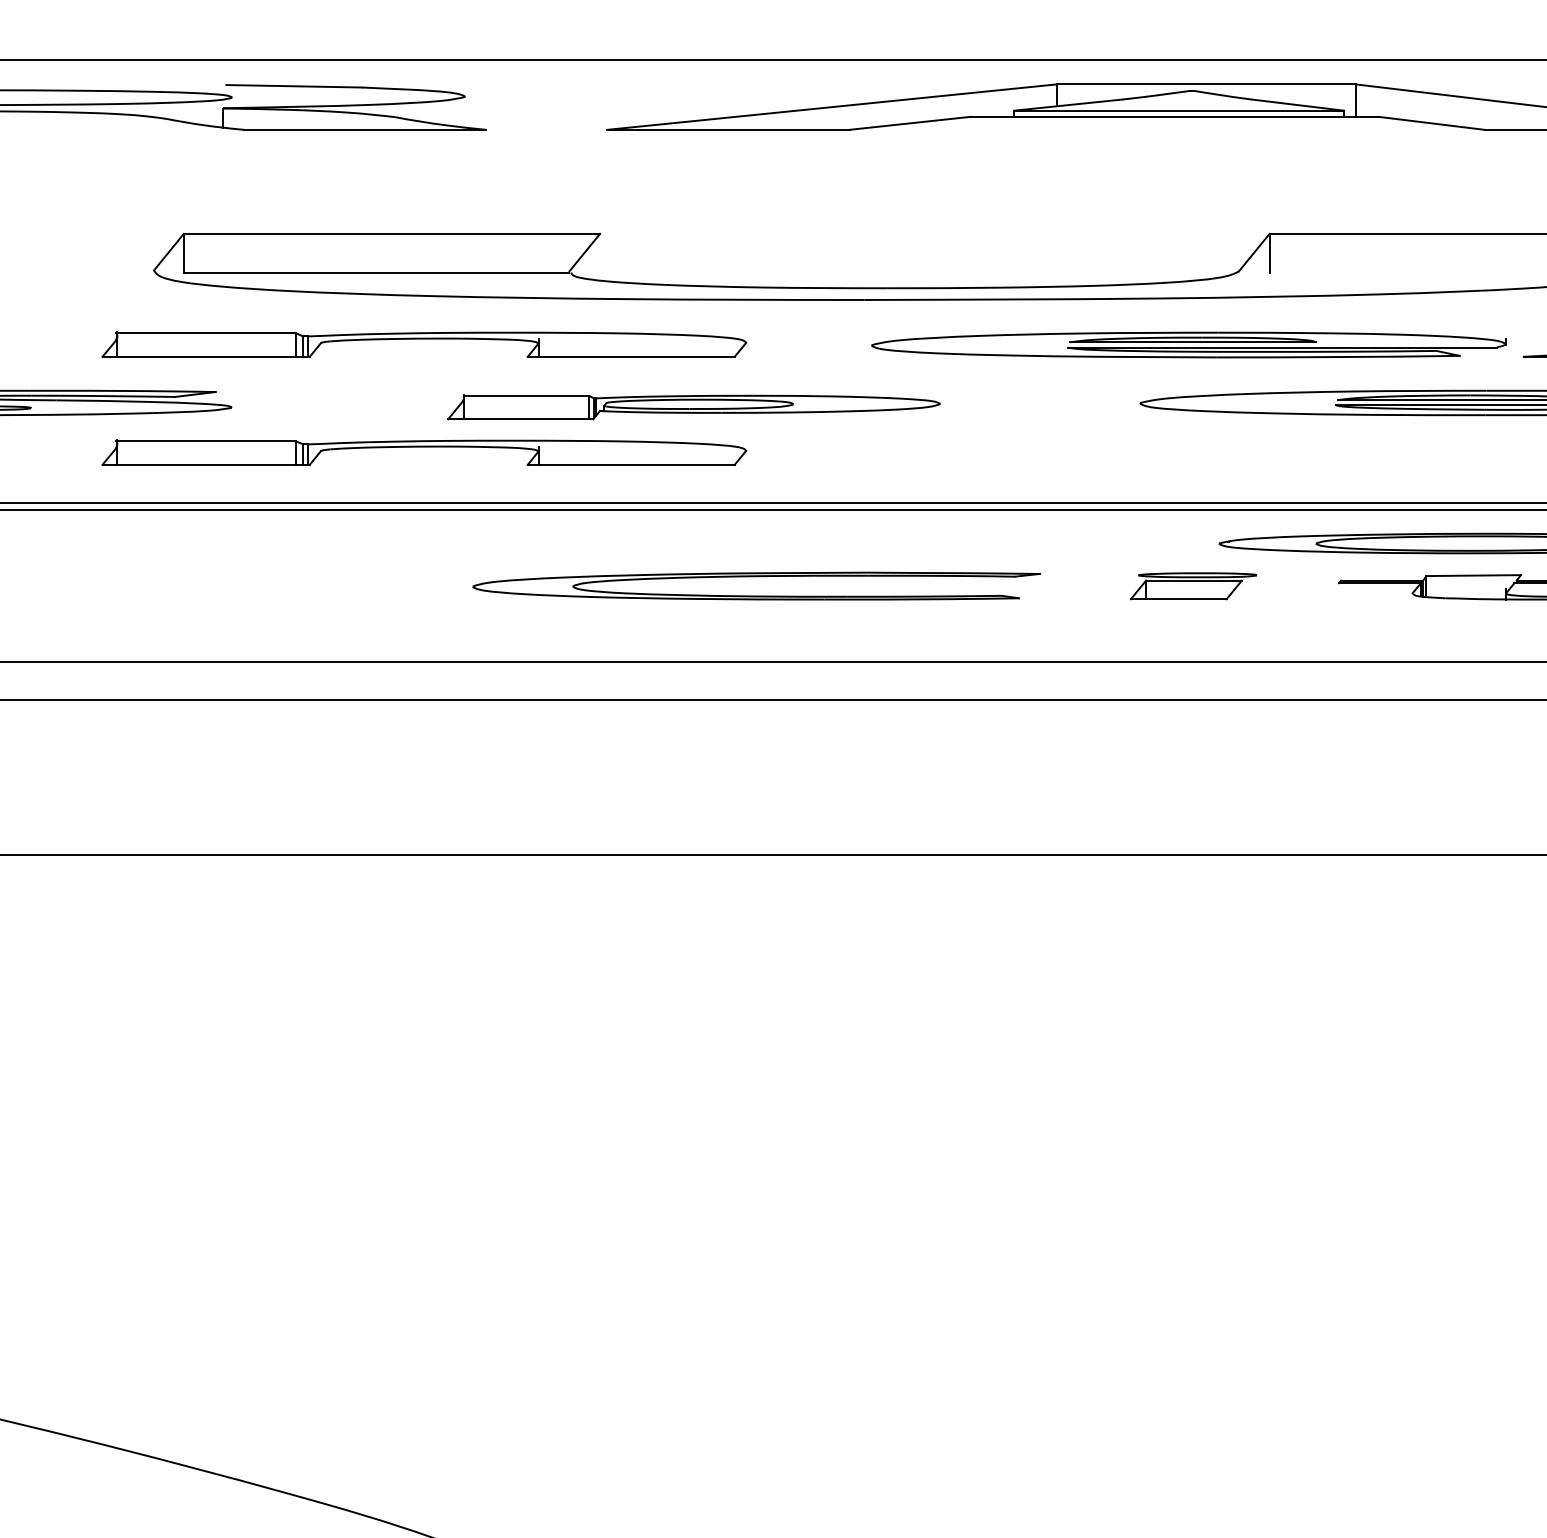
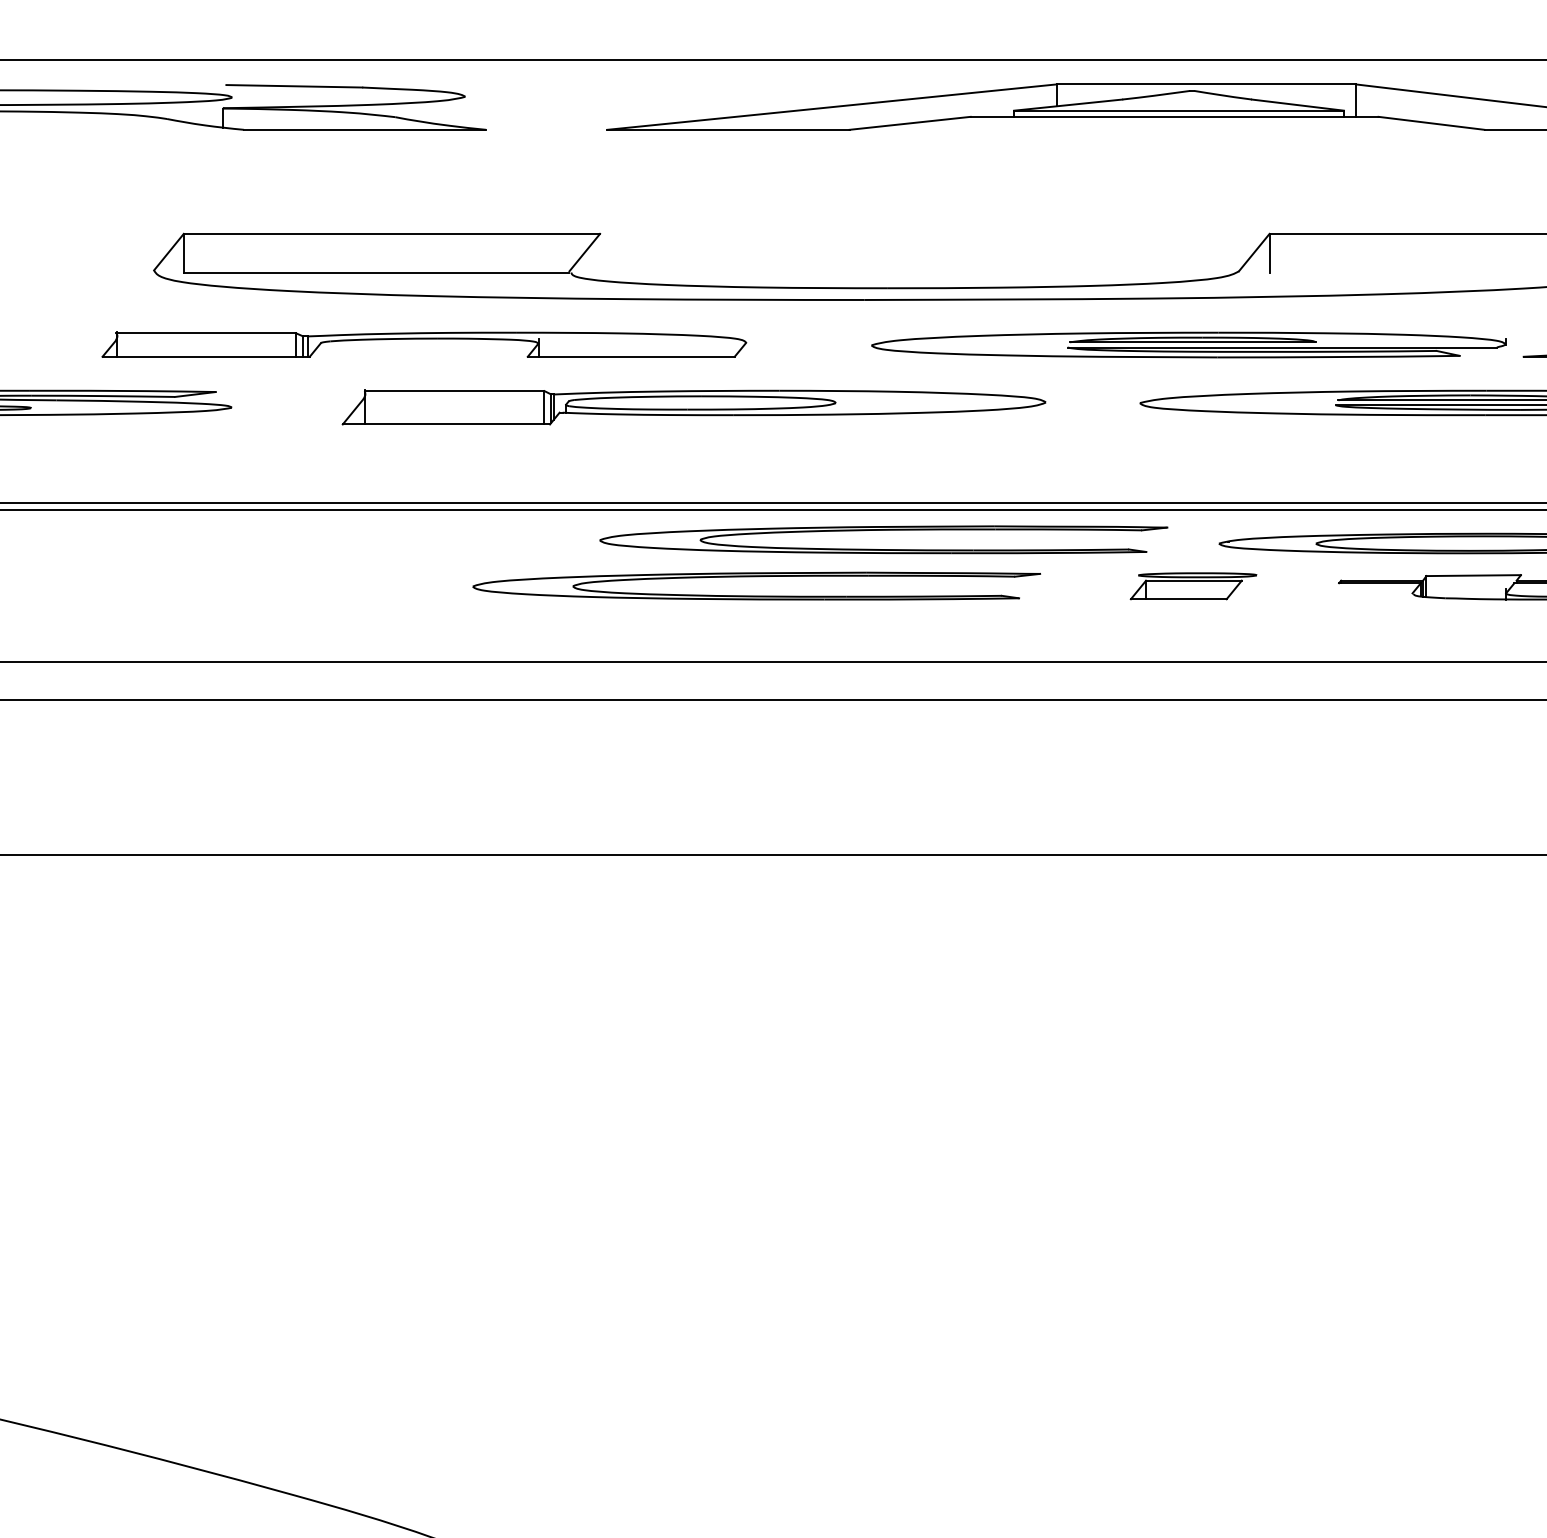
part size: 494x27 px -> 706x37 px (693, 407)
part: present -> none (424, 452)
part: none -> present (883, 530)
